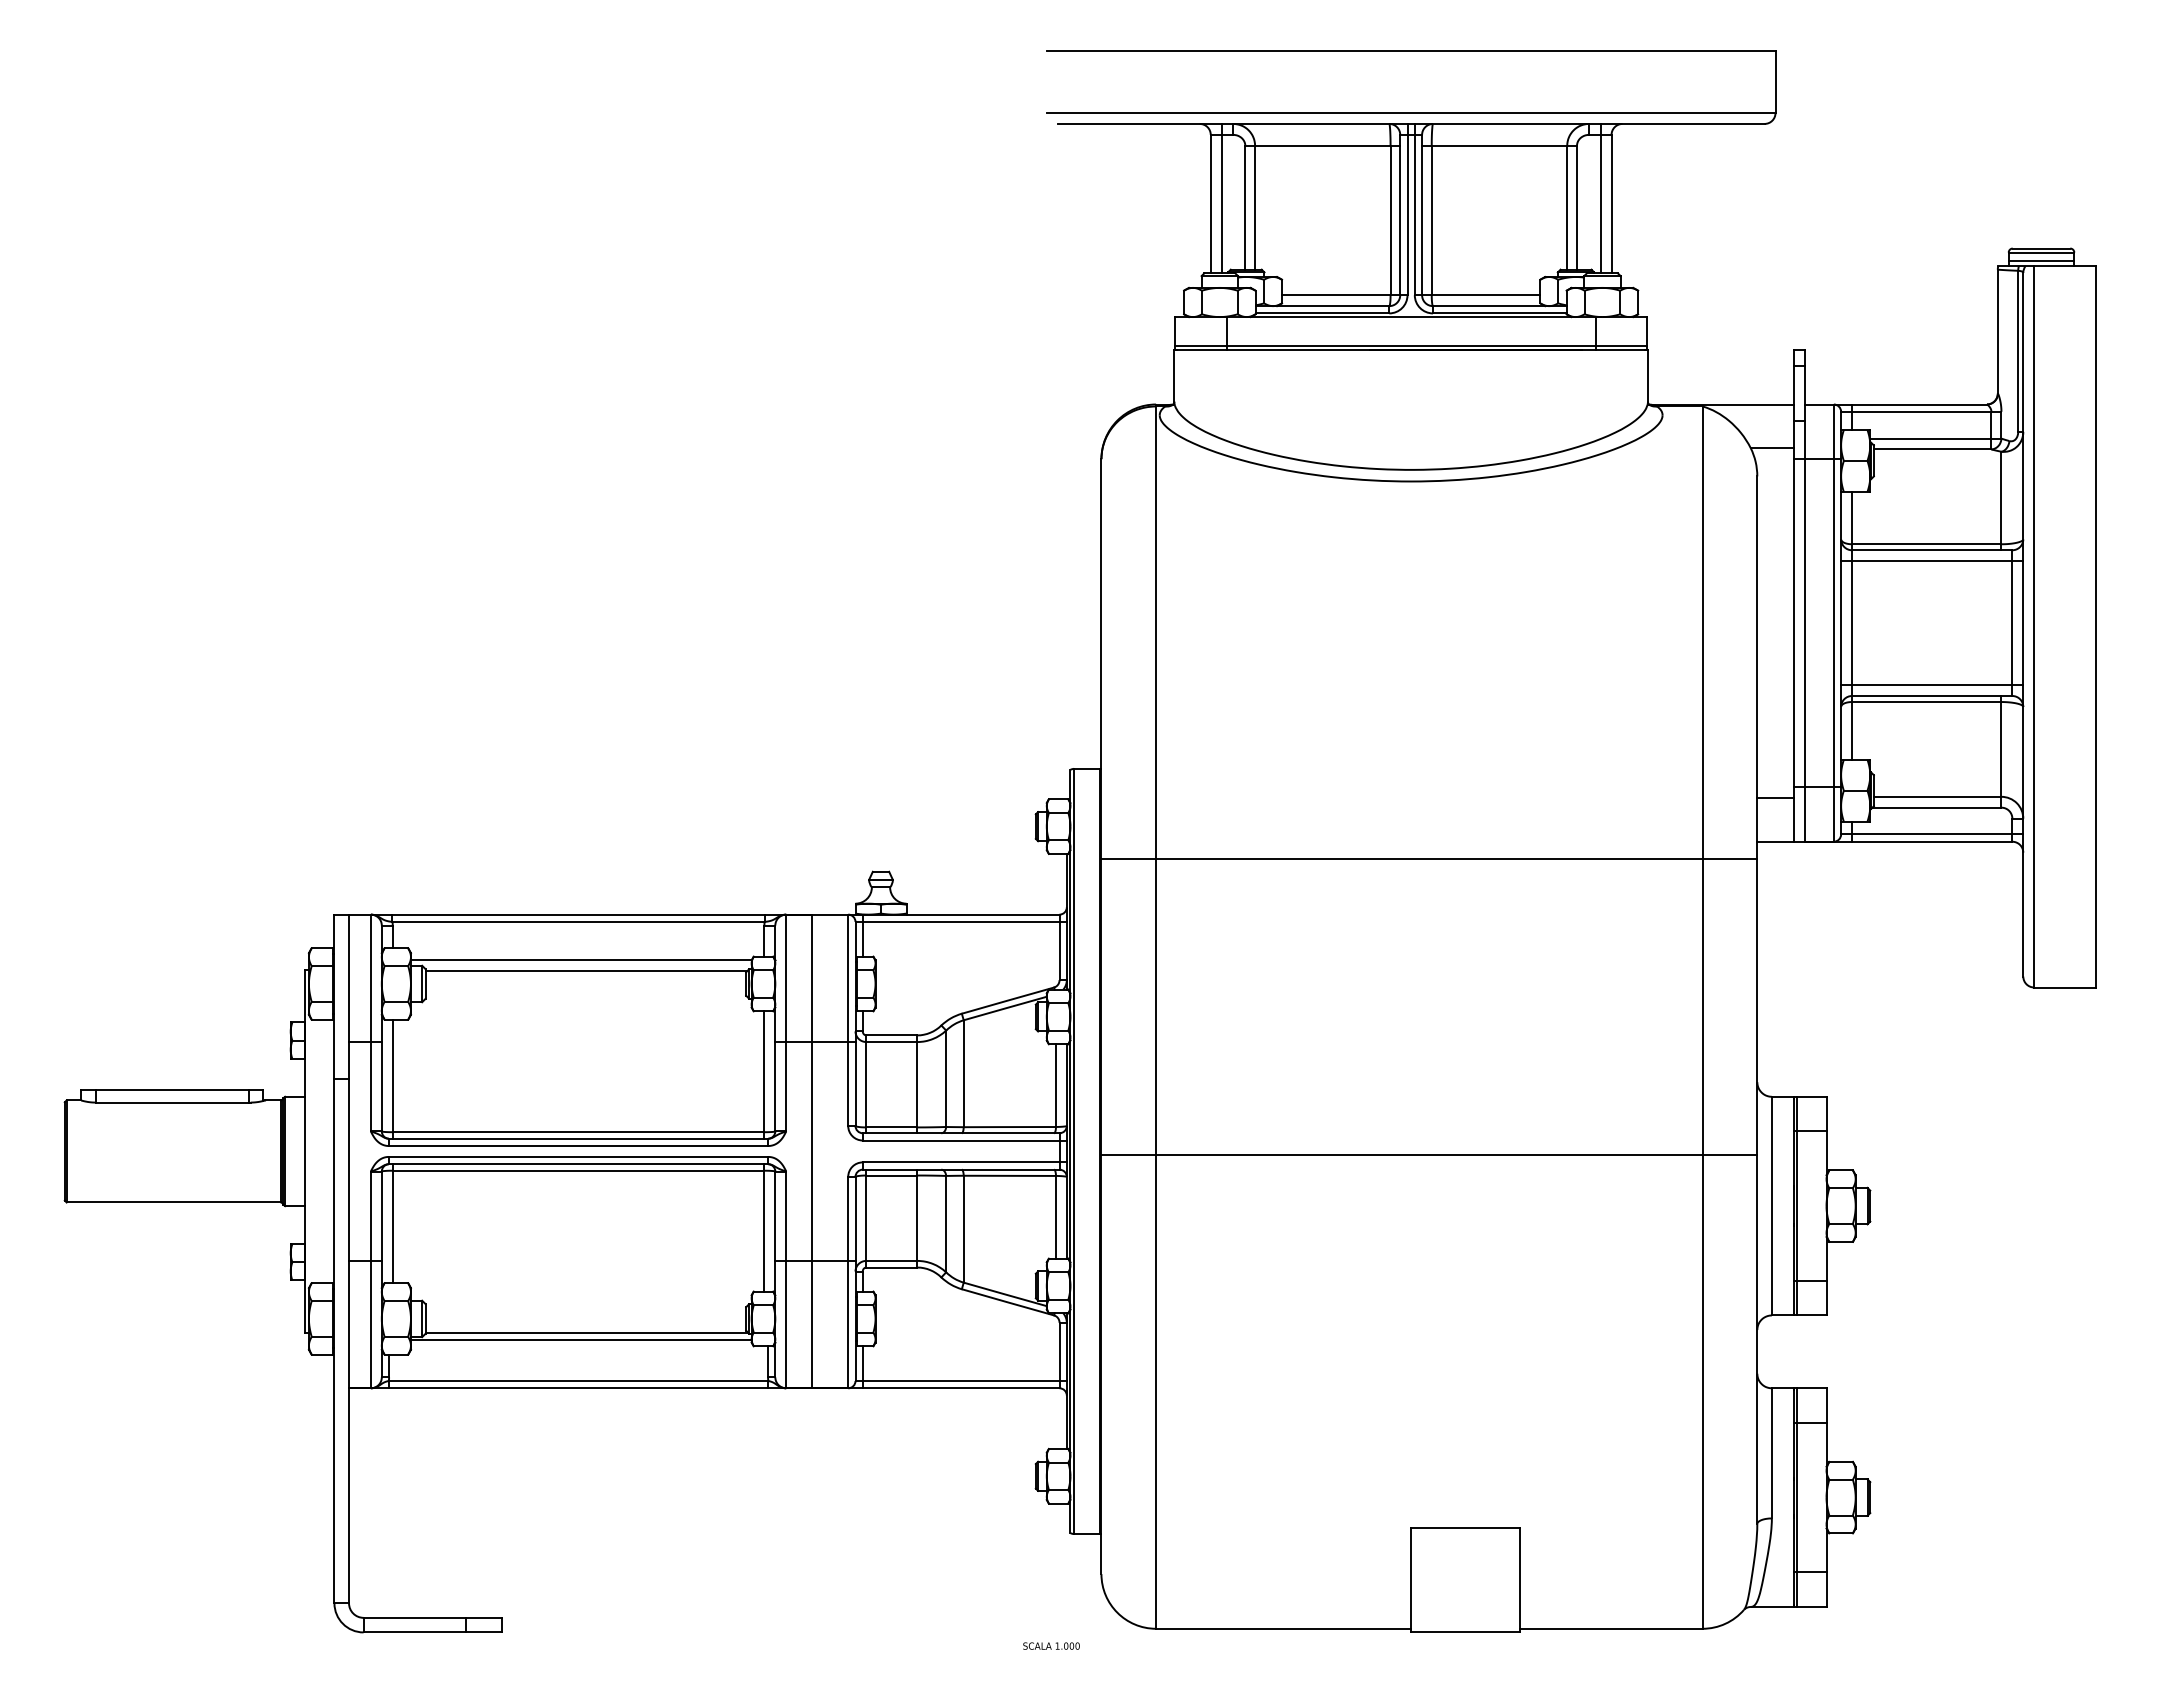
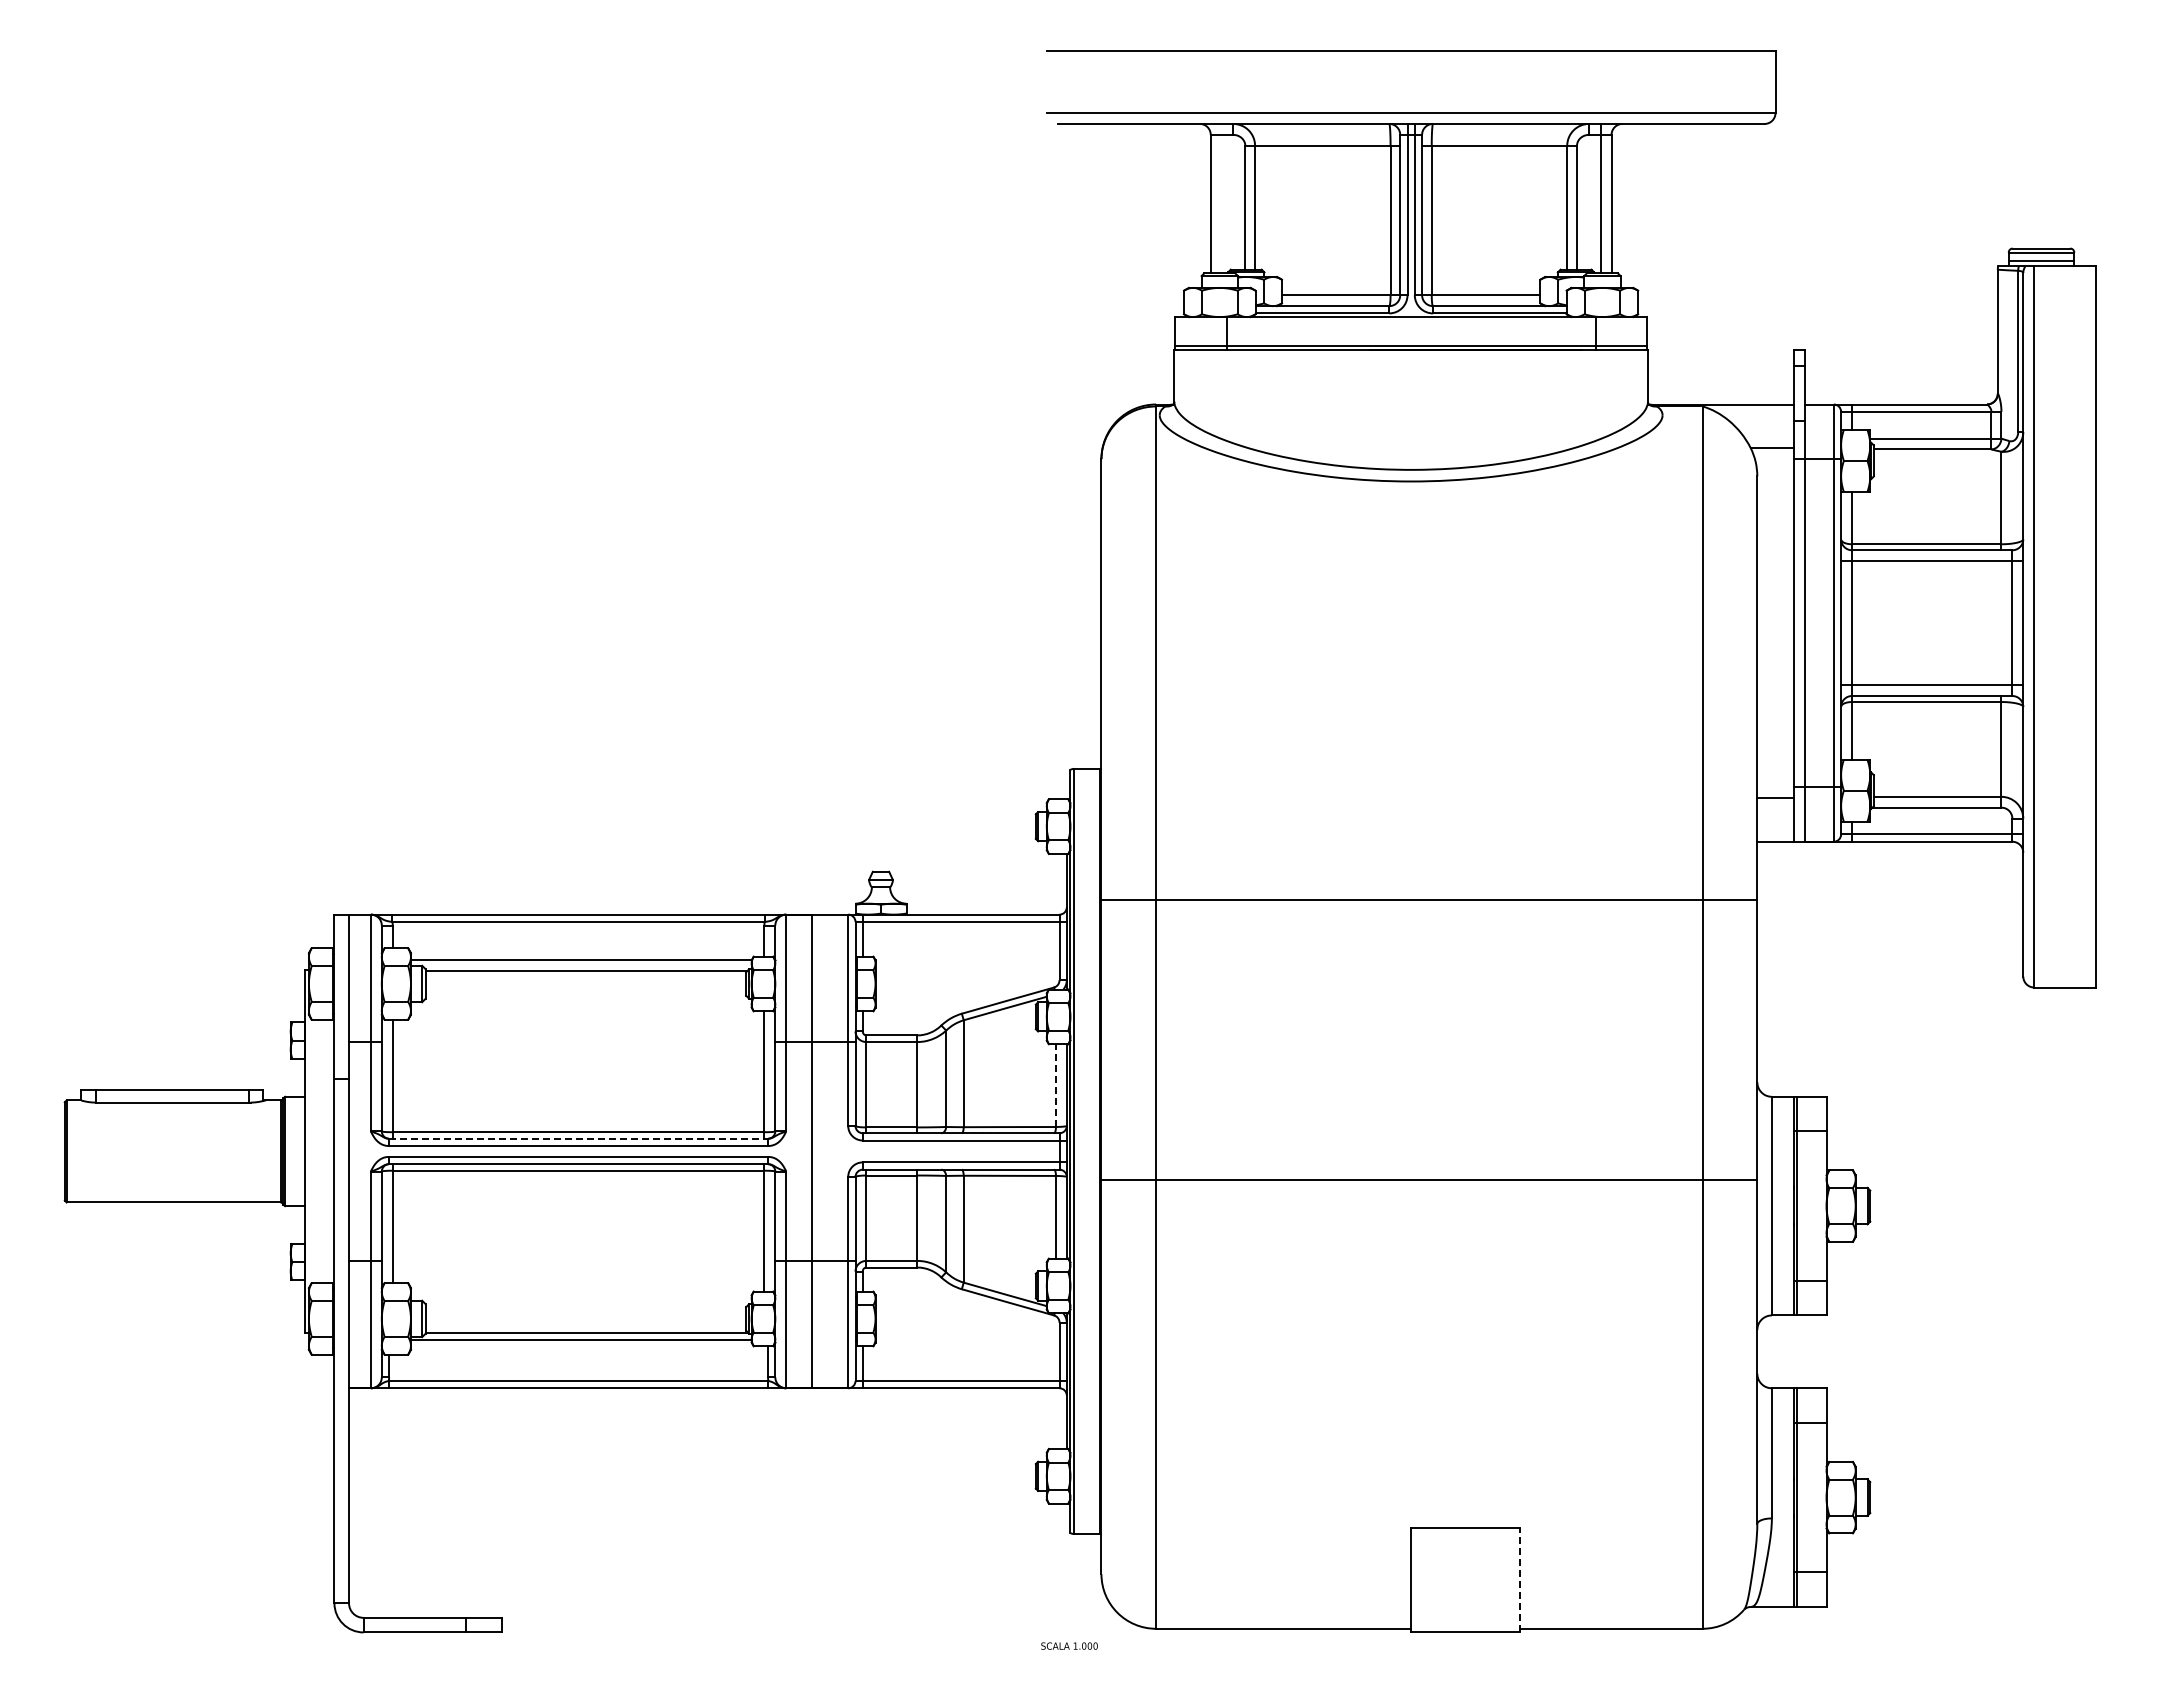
line: present -> none (1221, 198)
line position: (1429, 858) -> (1429, 899) (1429, 899)
line: solid -> dashed (1056, 1085)
line: solid -> dashed (578, 1138)
line position: (1429, 1155) -> (1429, 1180) (1429, 1180)
line: solid -> dashed (1520, 1580)
text position: (1051, 1645) -> (1069, 1645) (1069, 1645)
